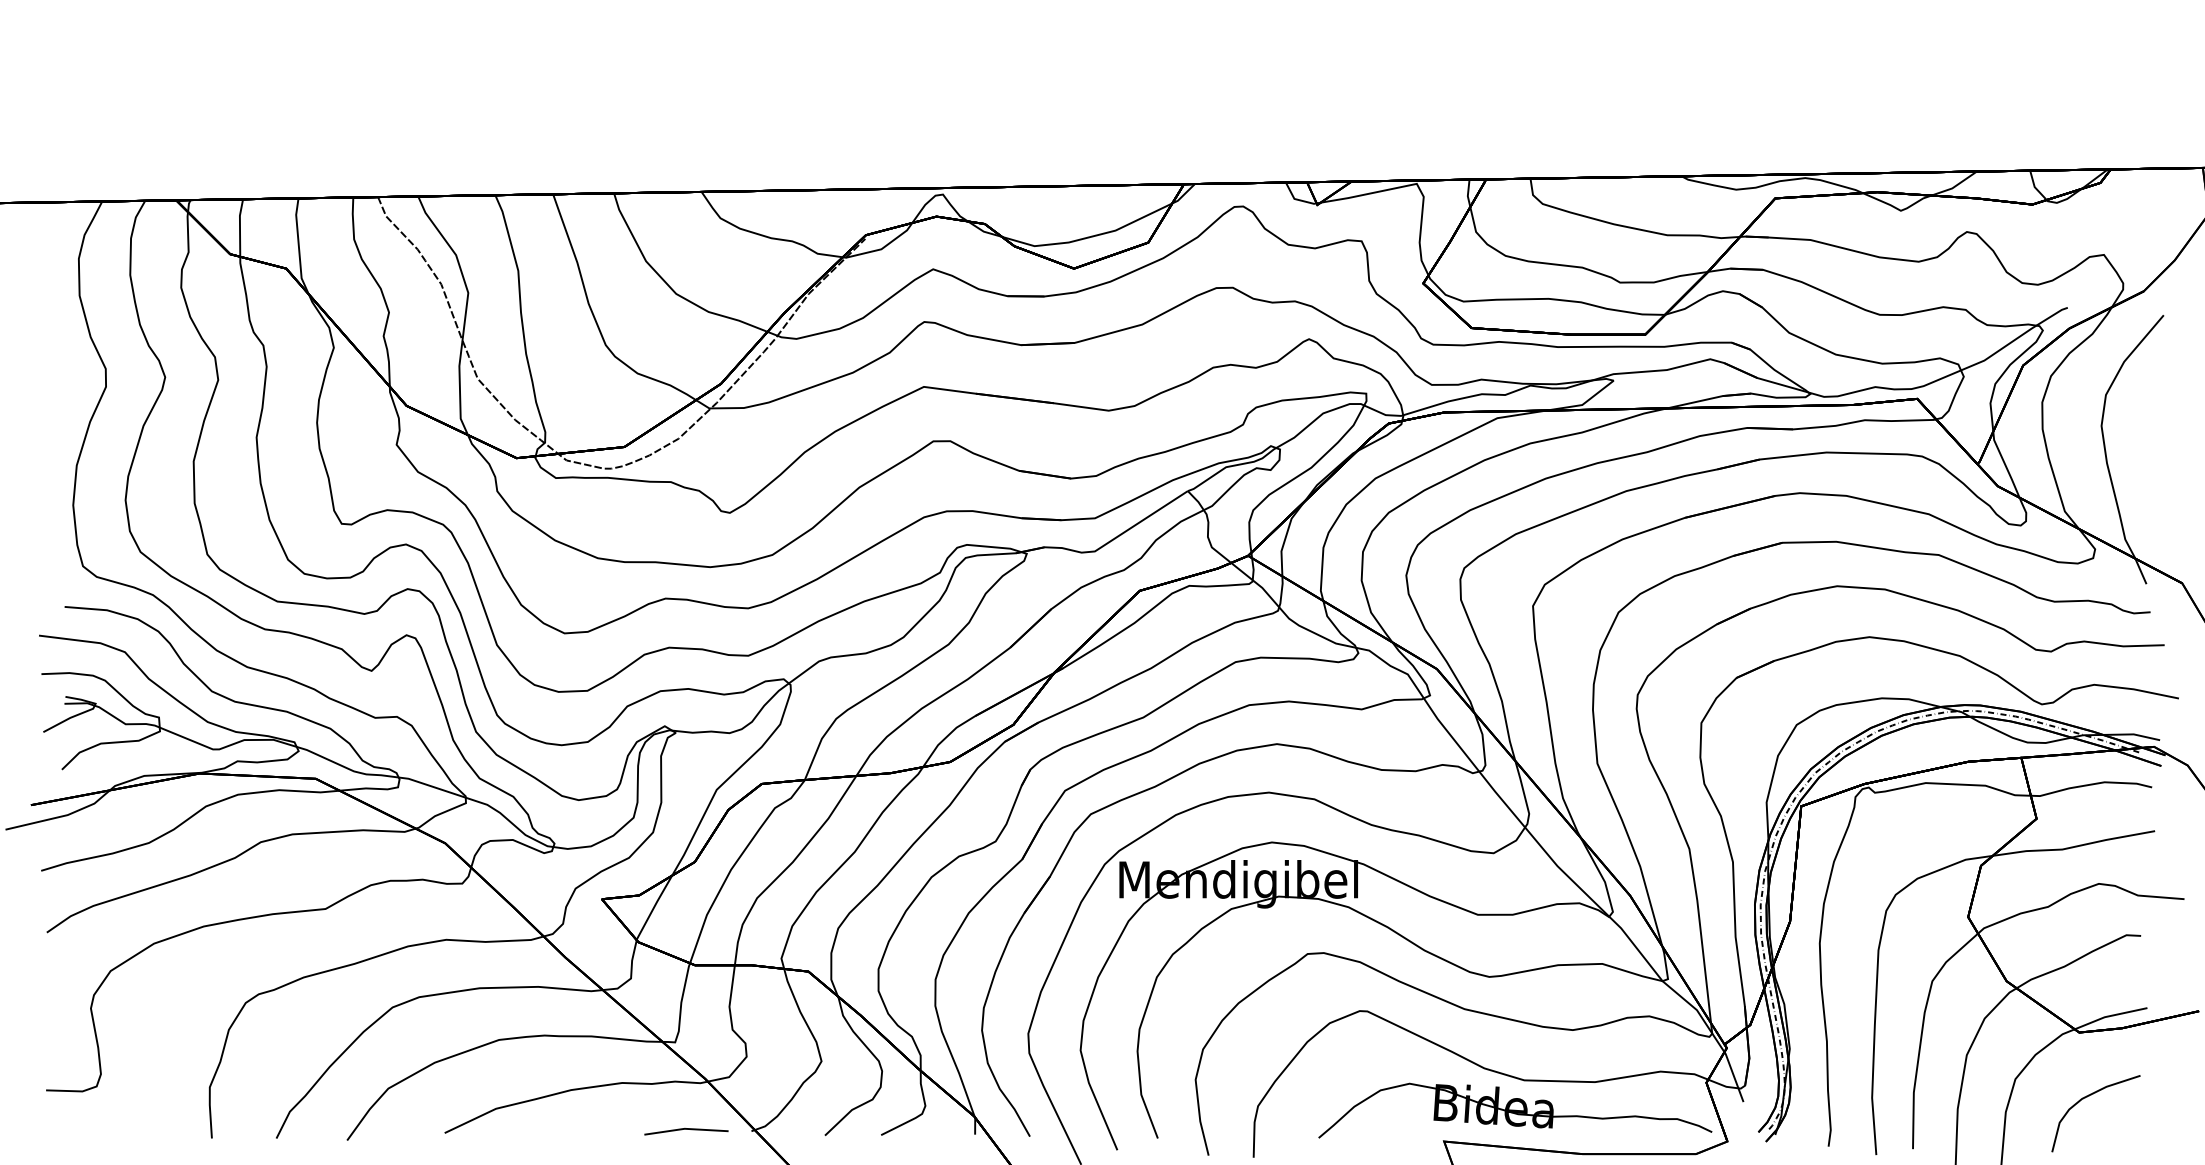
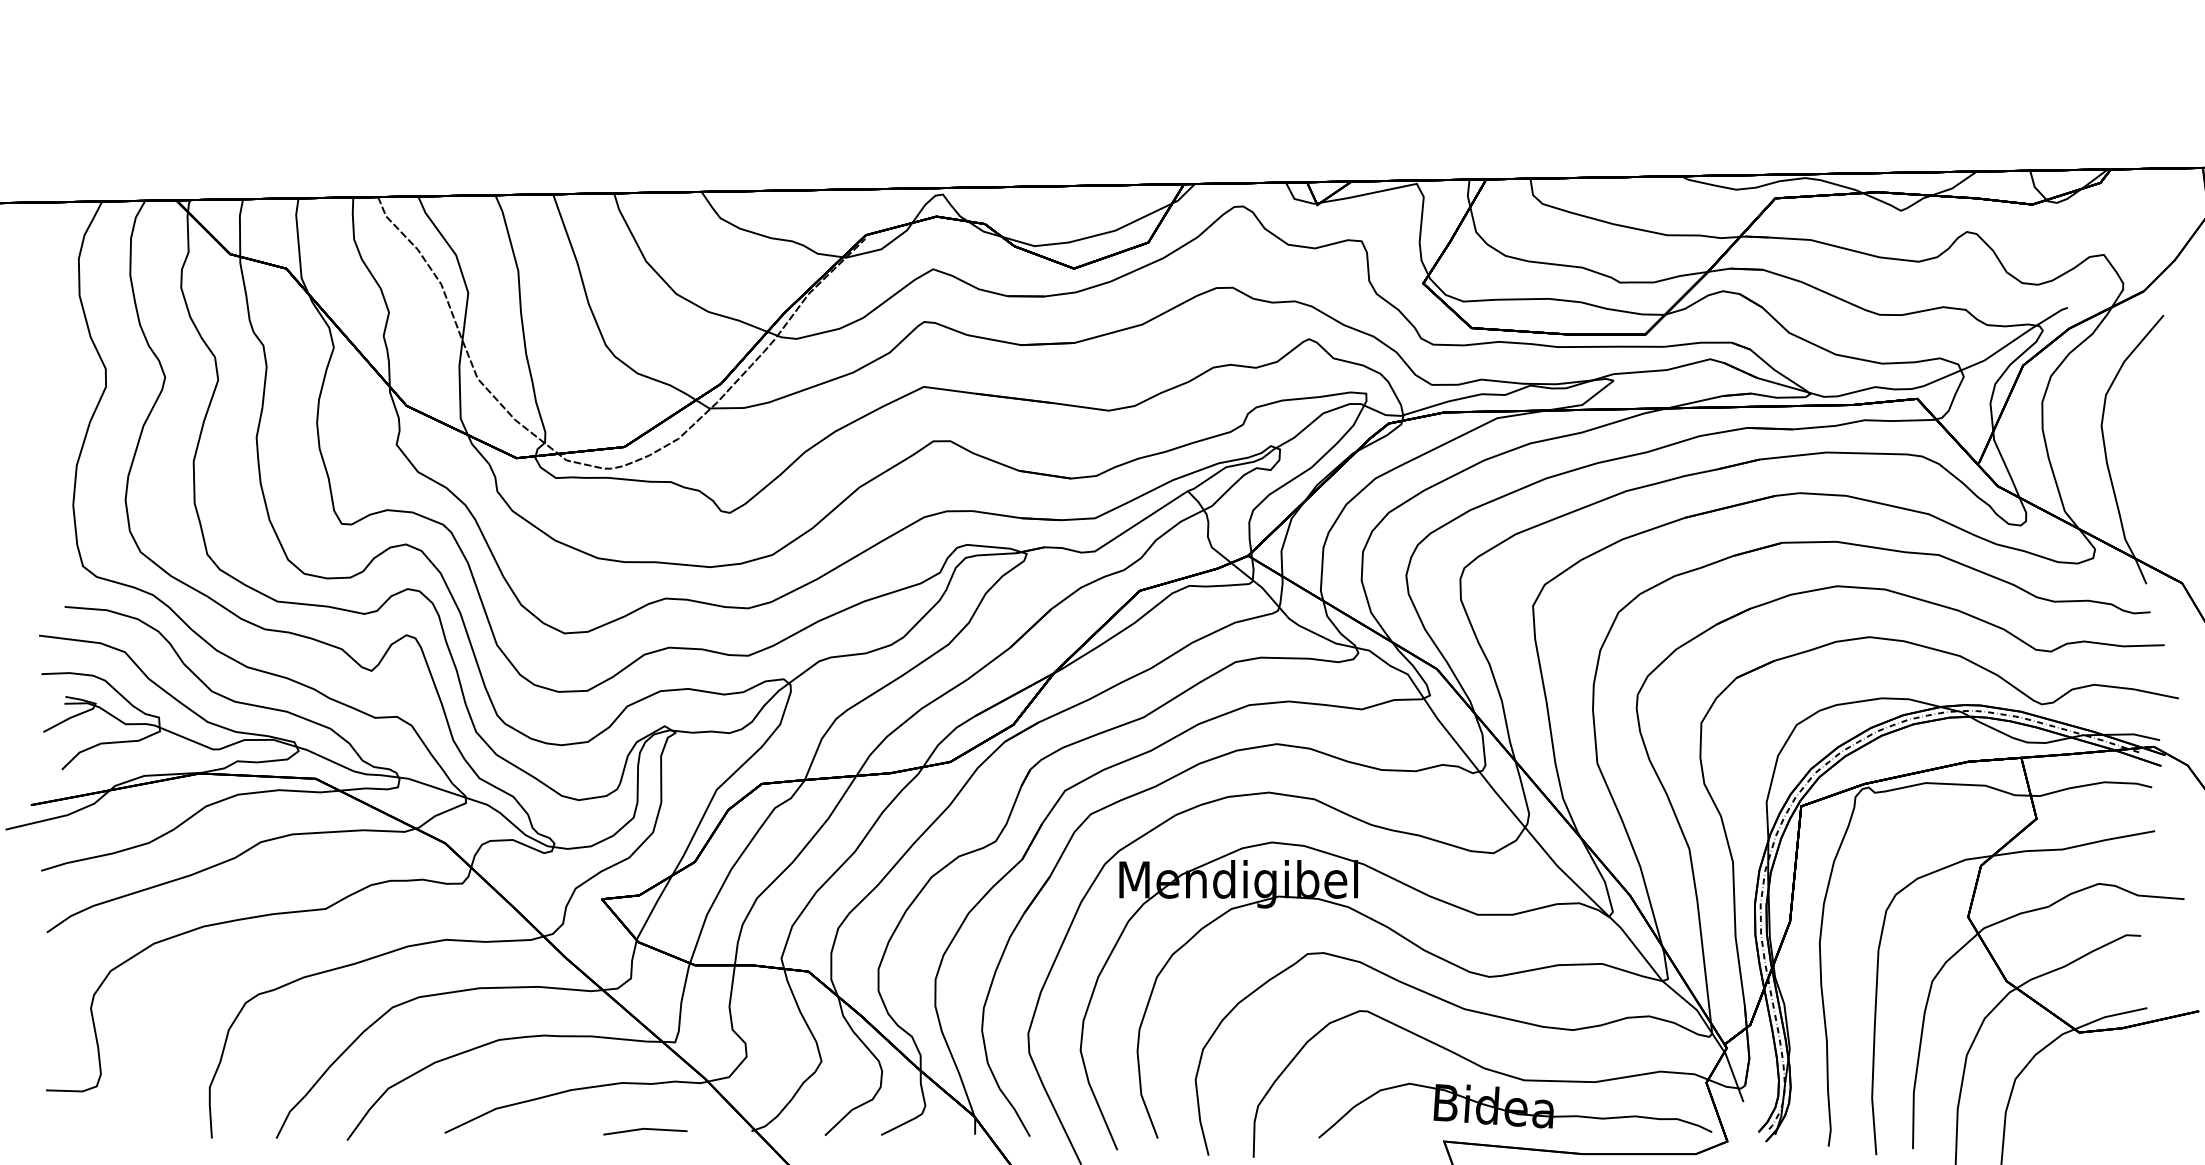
curve: present -> none (2087, 1097)
line position: (686, 1129) -> (645, 1129) (645, 1129)
